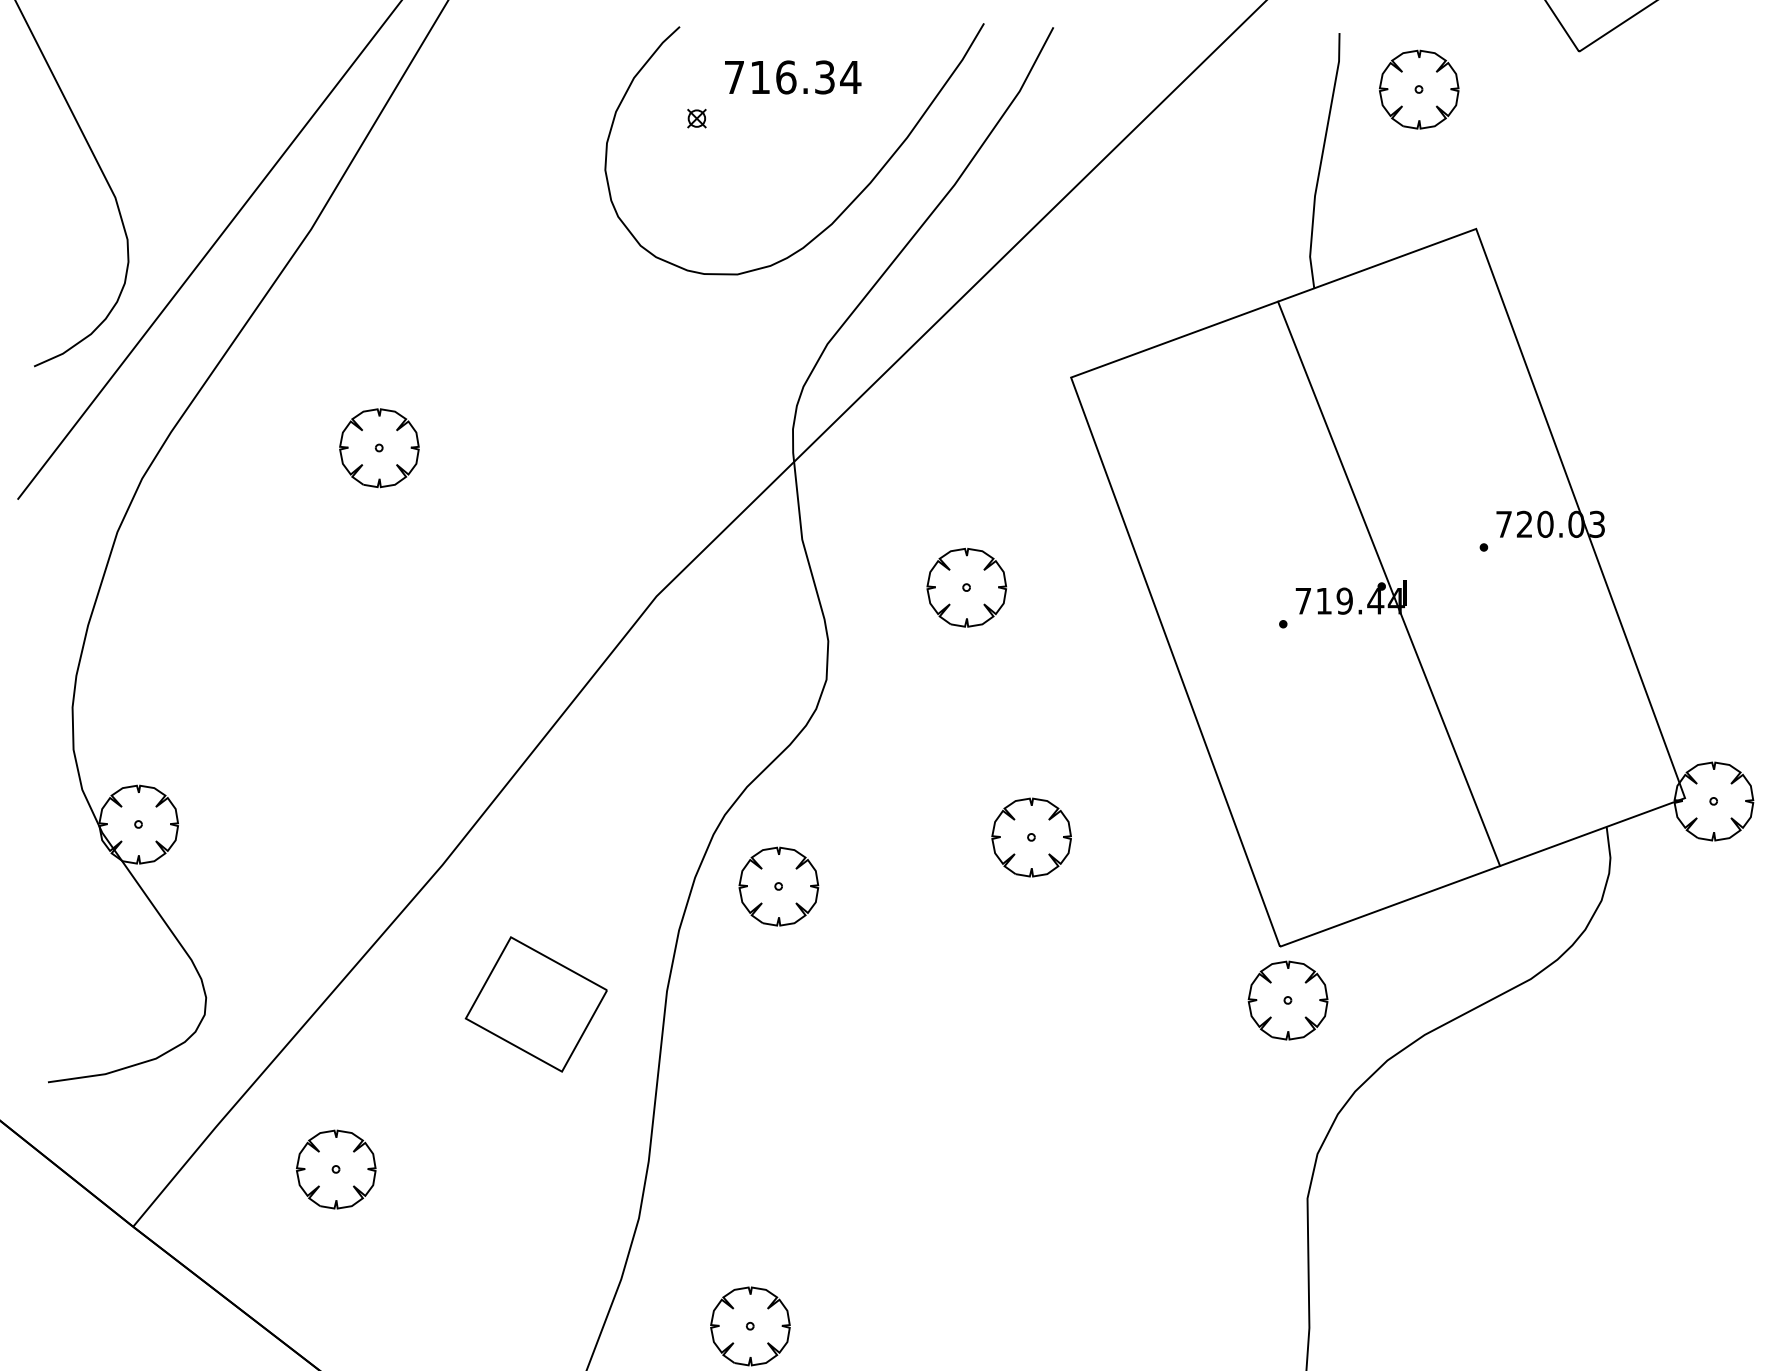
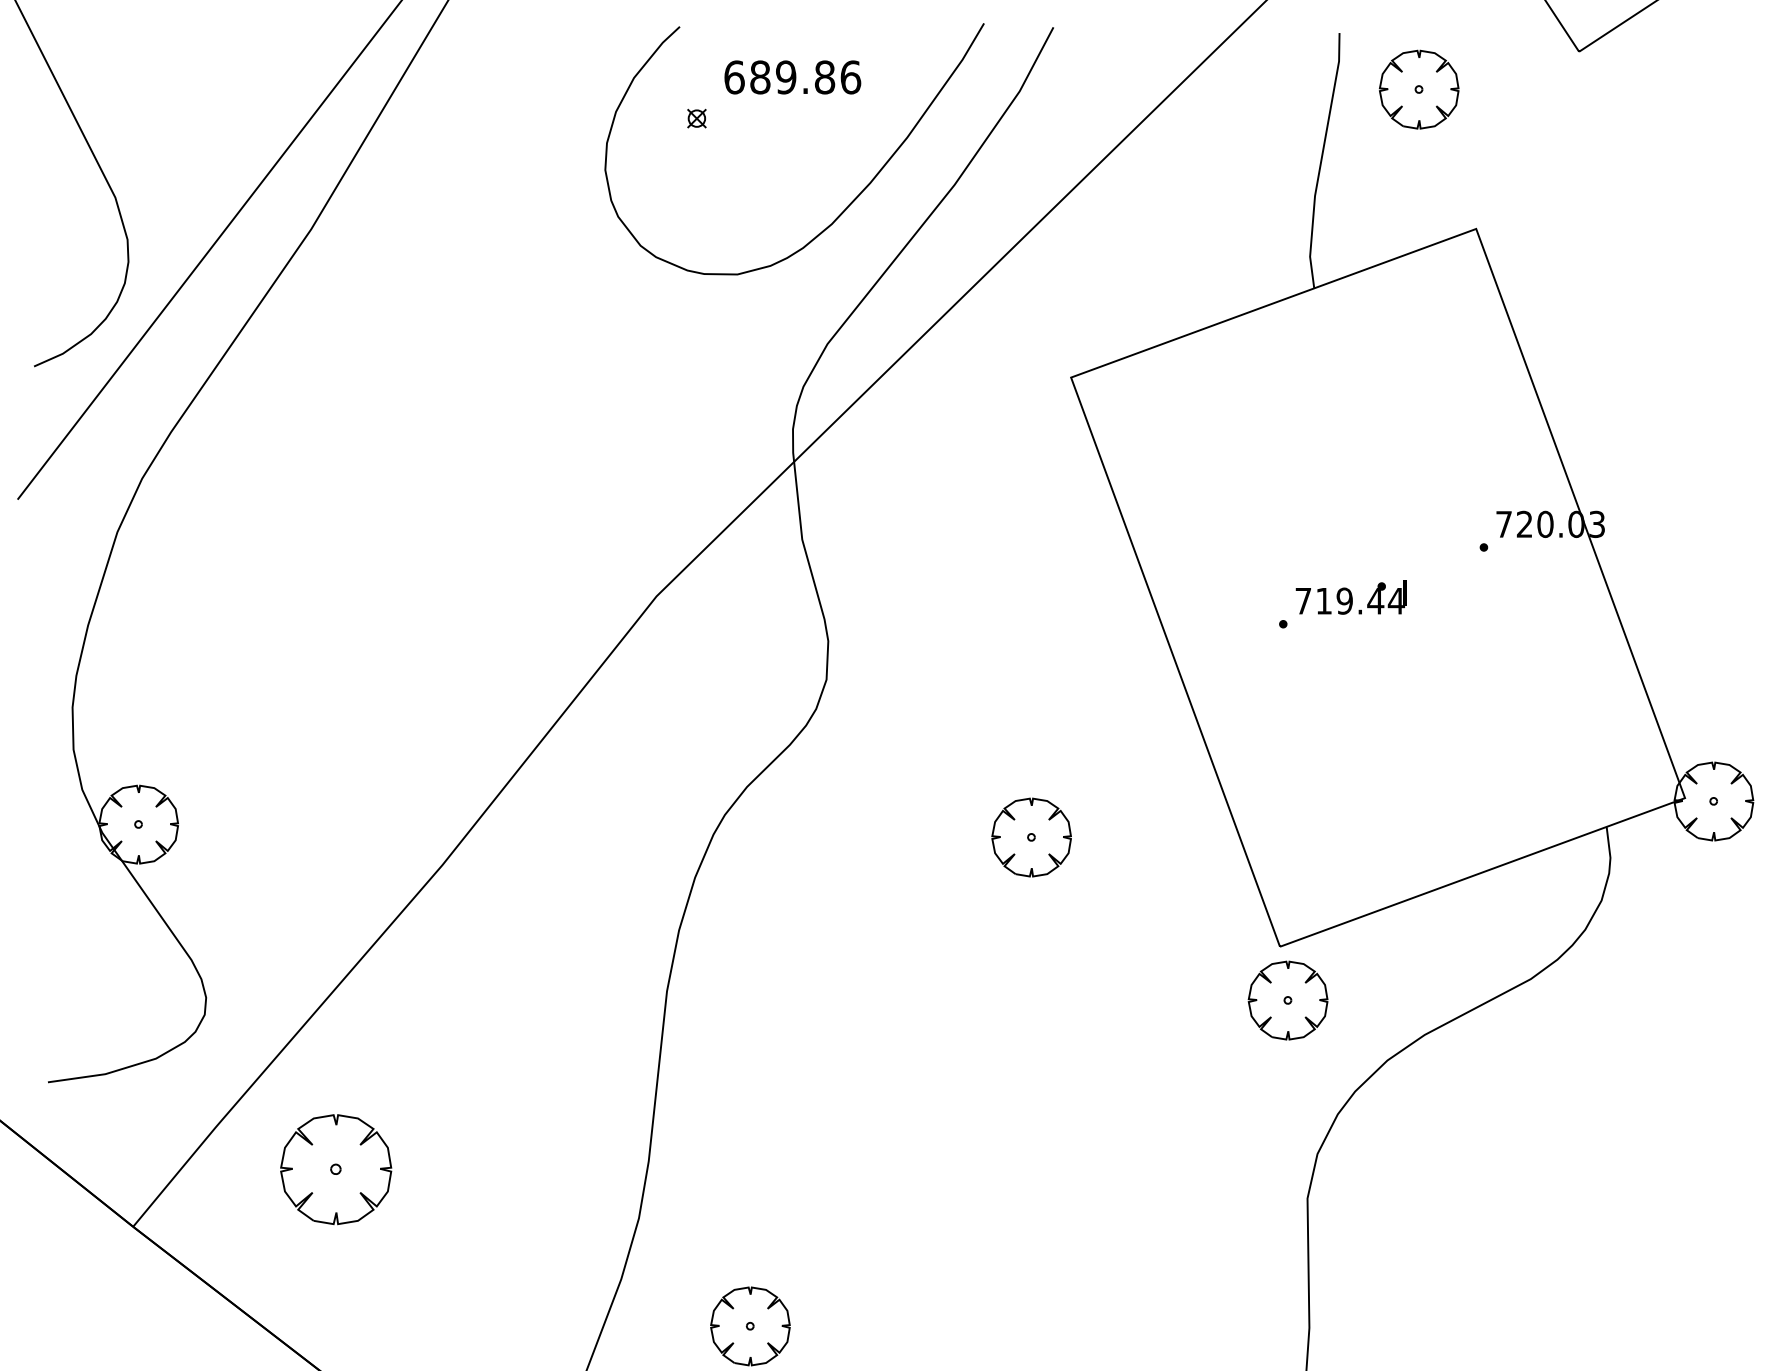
text: 716.34 -> 689.86 (792, 77)
part: present -> none (379, 448)
line: present -> none (1389, 583)
part: present -> none (966, 587)
part: present -> none (778, 886)
part: present -> none (535, 1004)
part size: 81x81 px -> 113x112 px (336, 1169)
